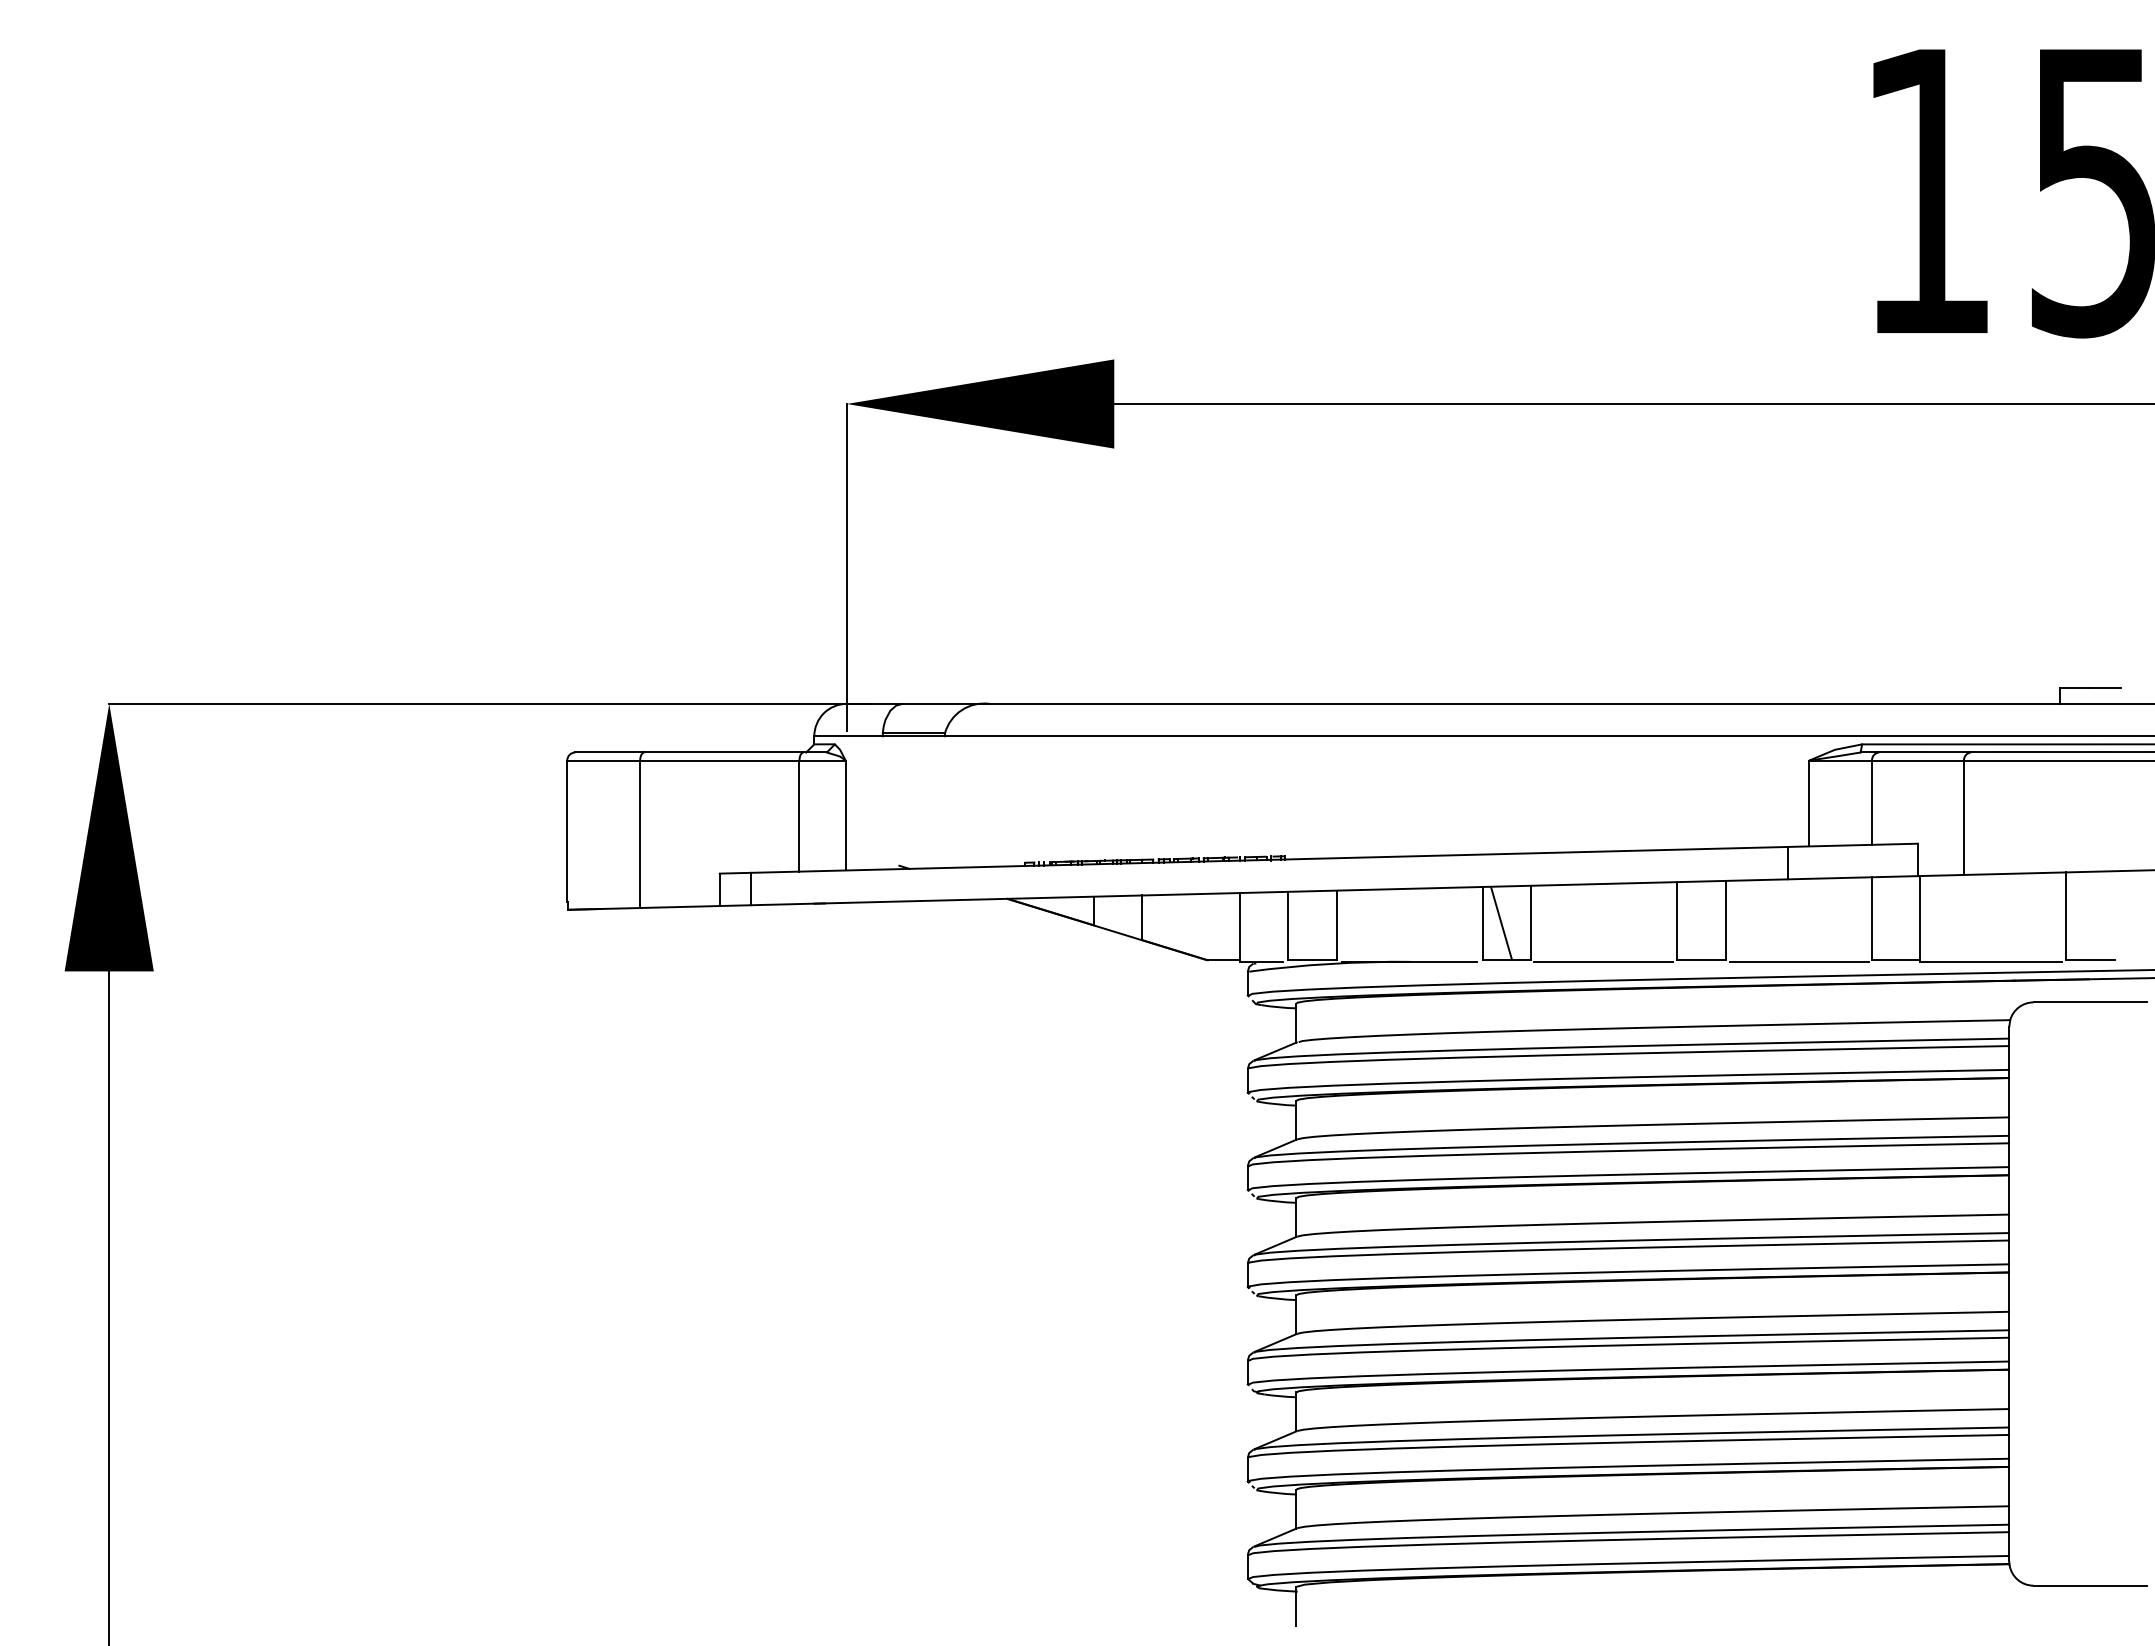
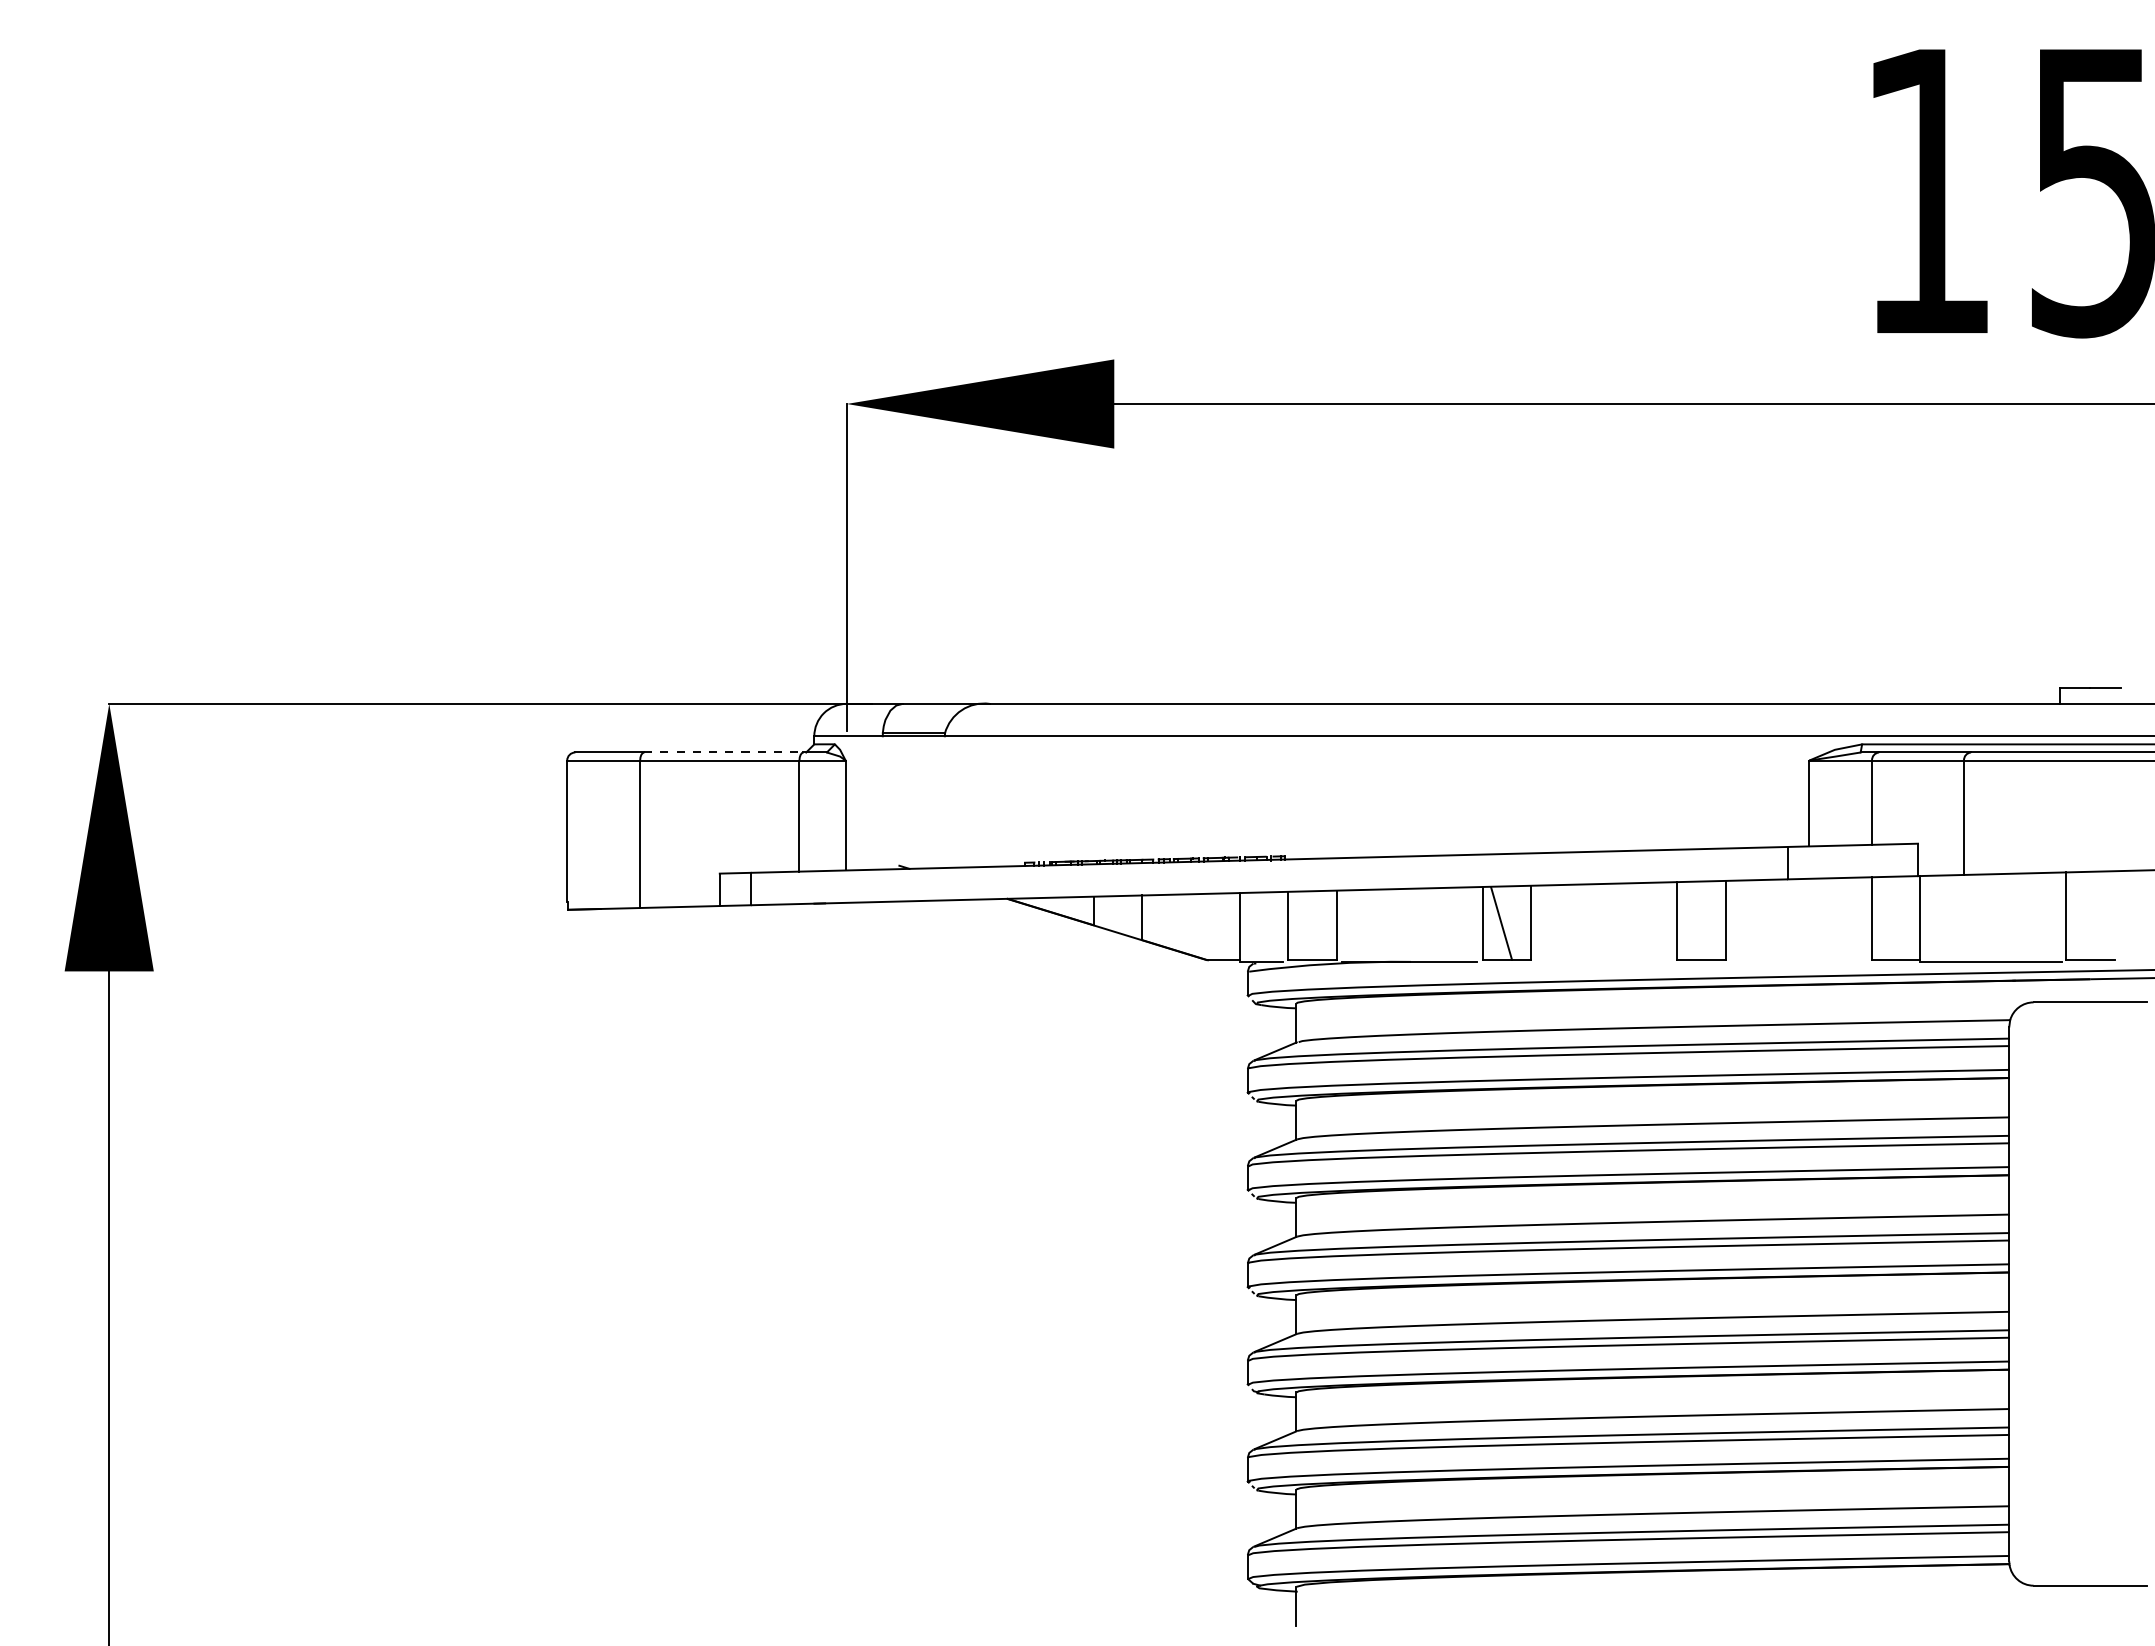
line: solid -> dashed (723, 752)
line: present -> none (1603, 961)
line: present -> none (1799, 961)
